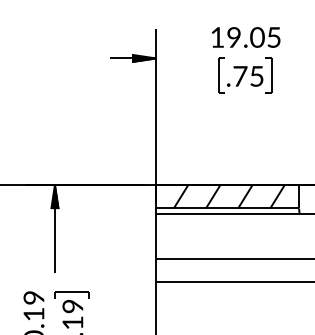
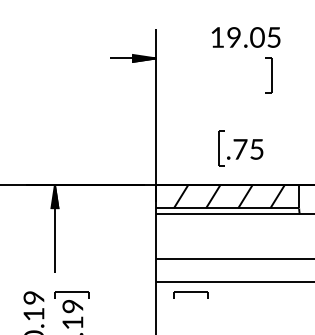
part position: (240, 75) -> (240, 148) (240, 148)
part: none -> present (190, 294)
